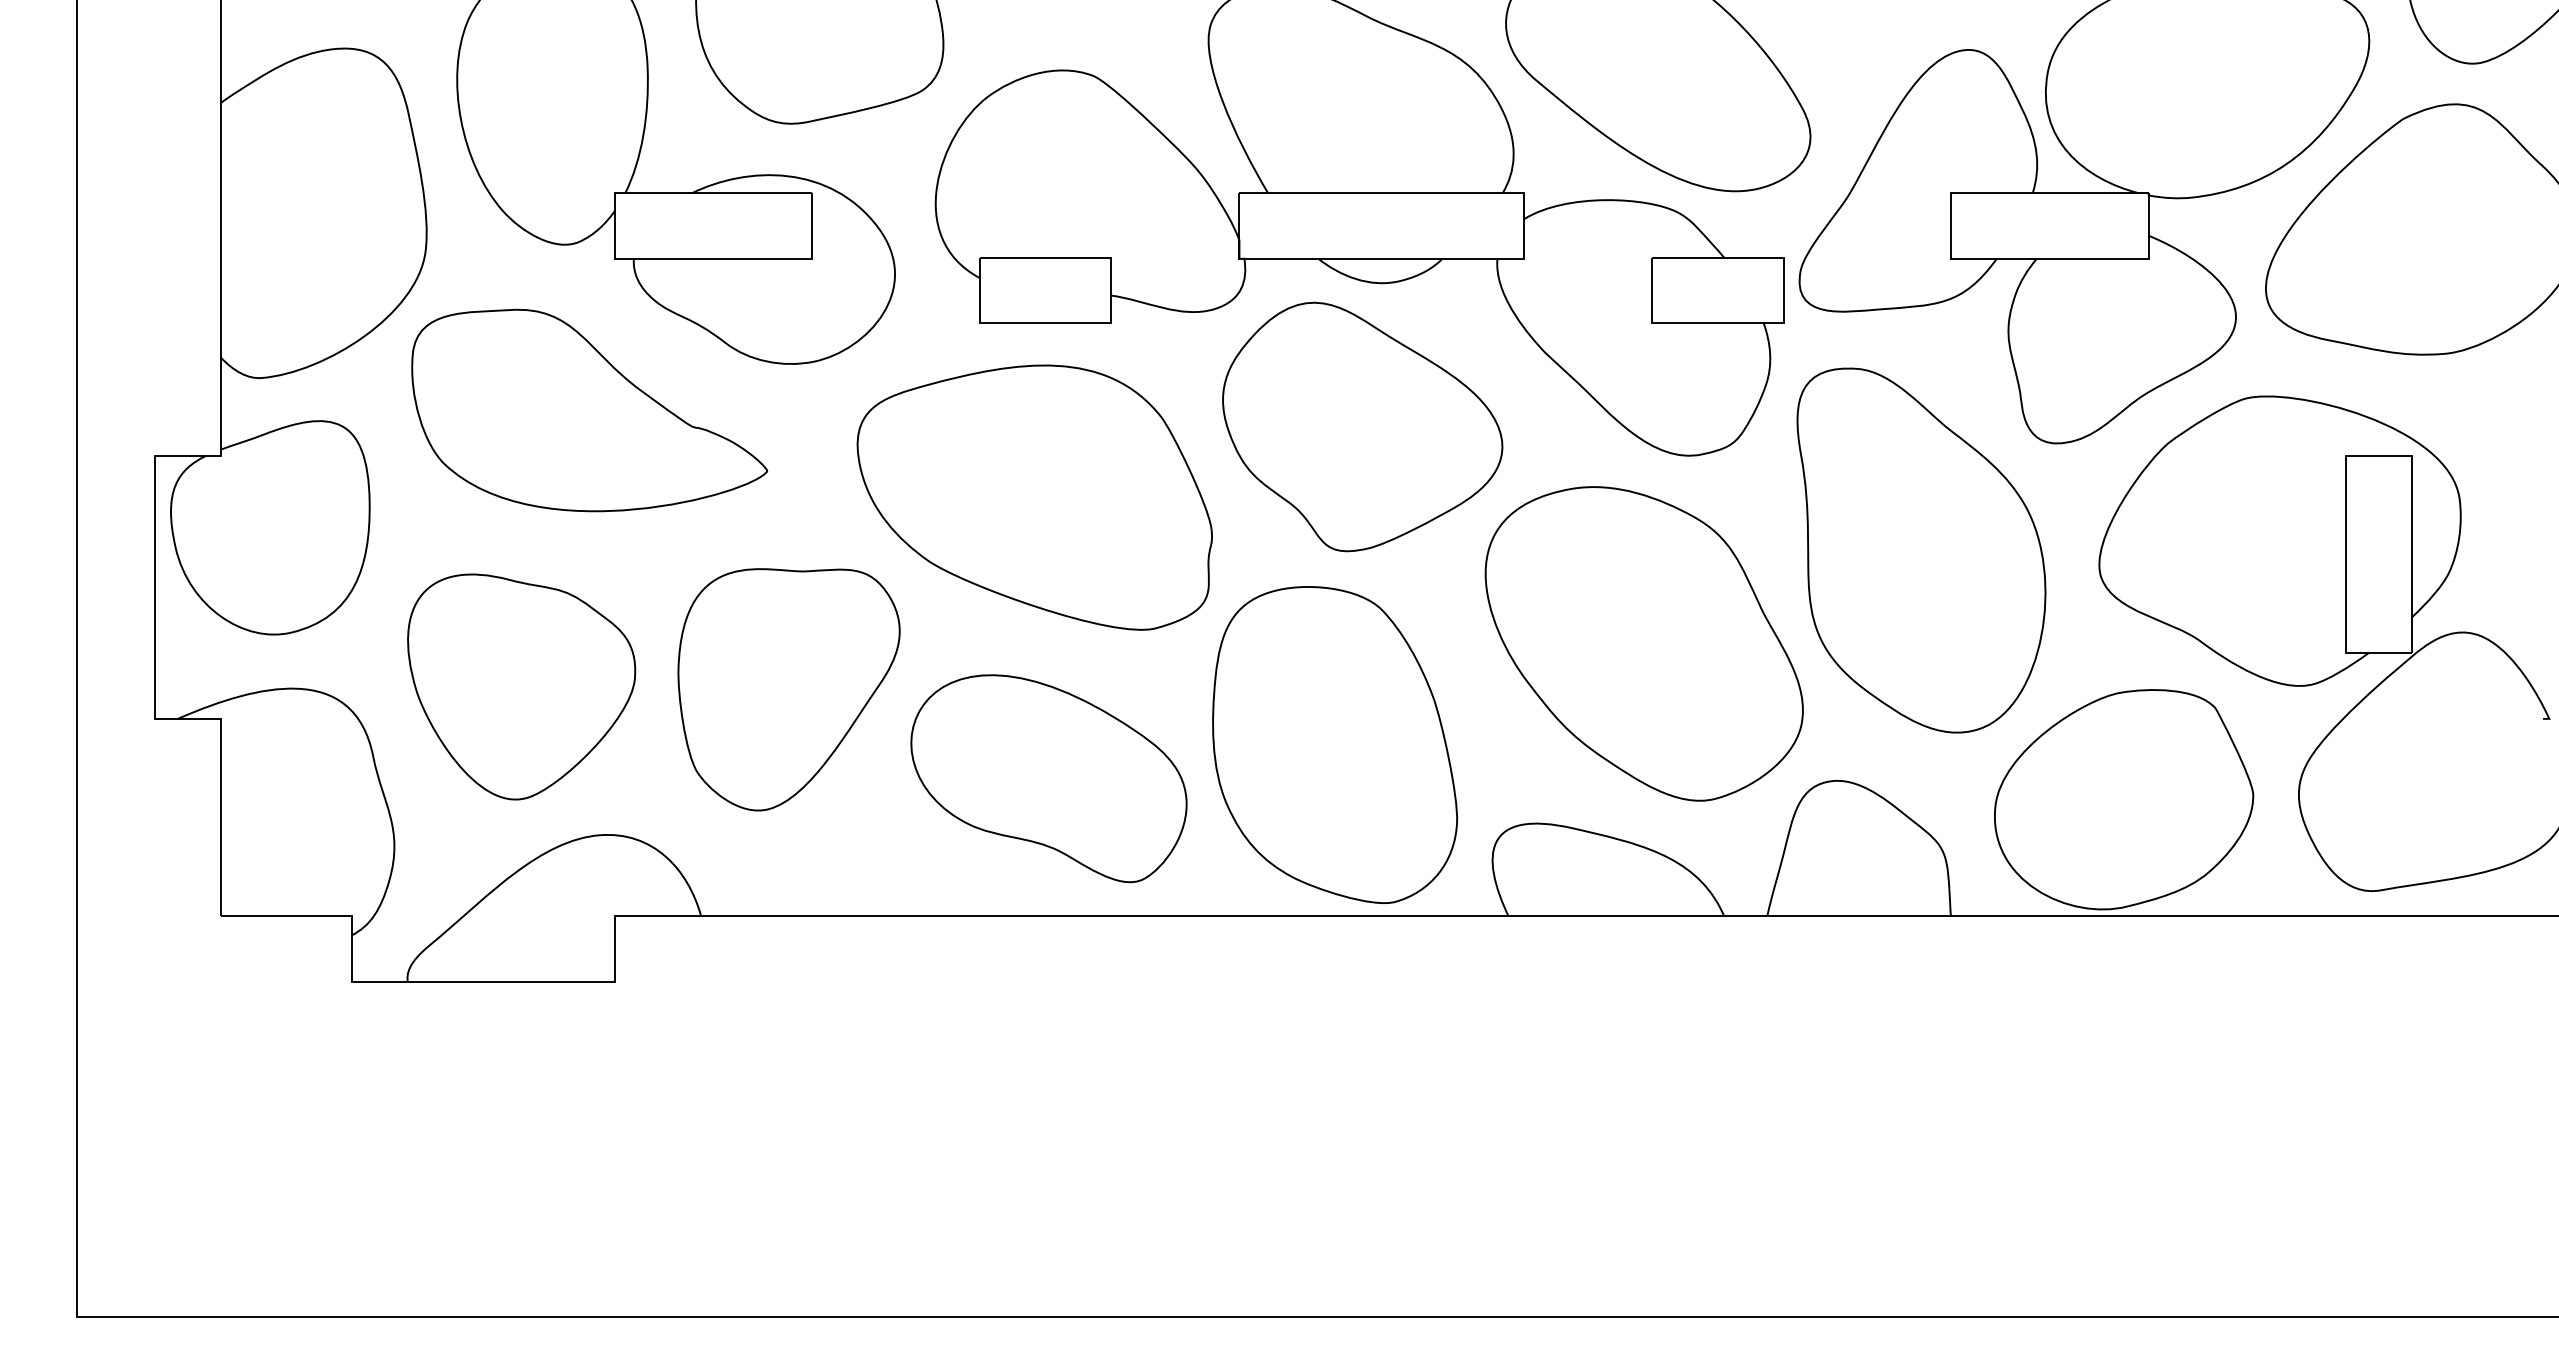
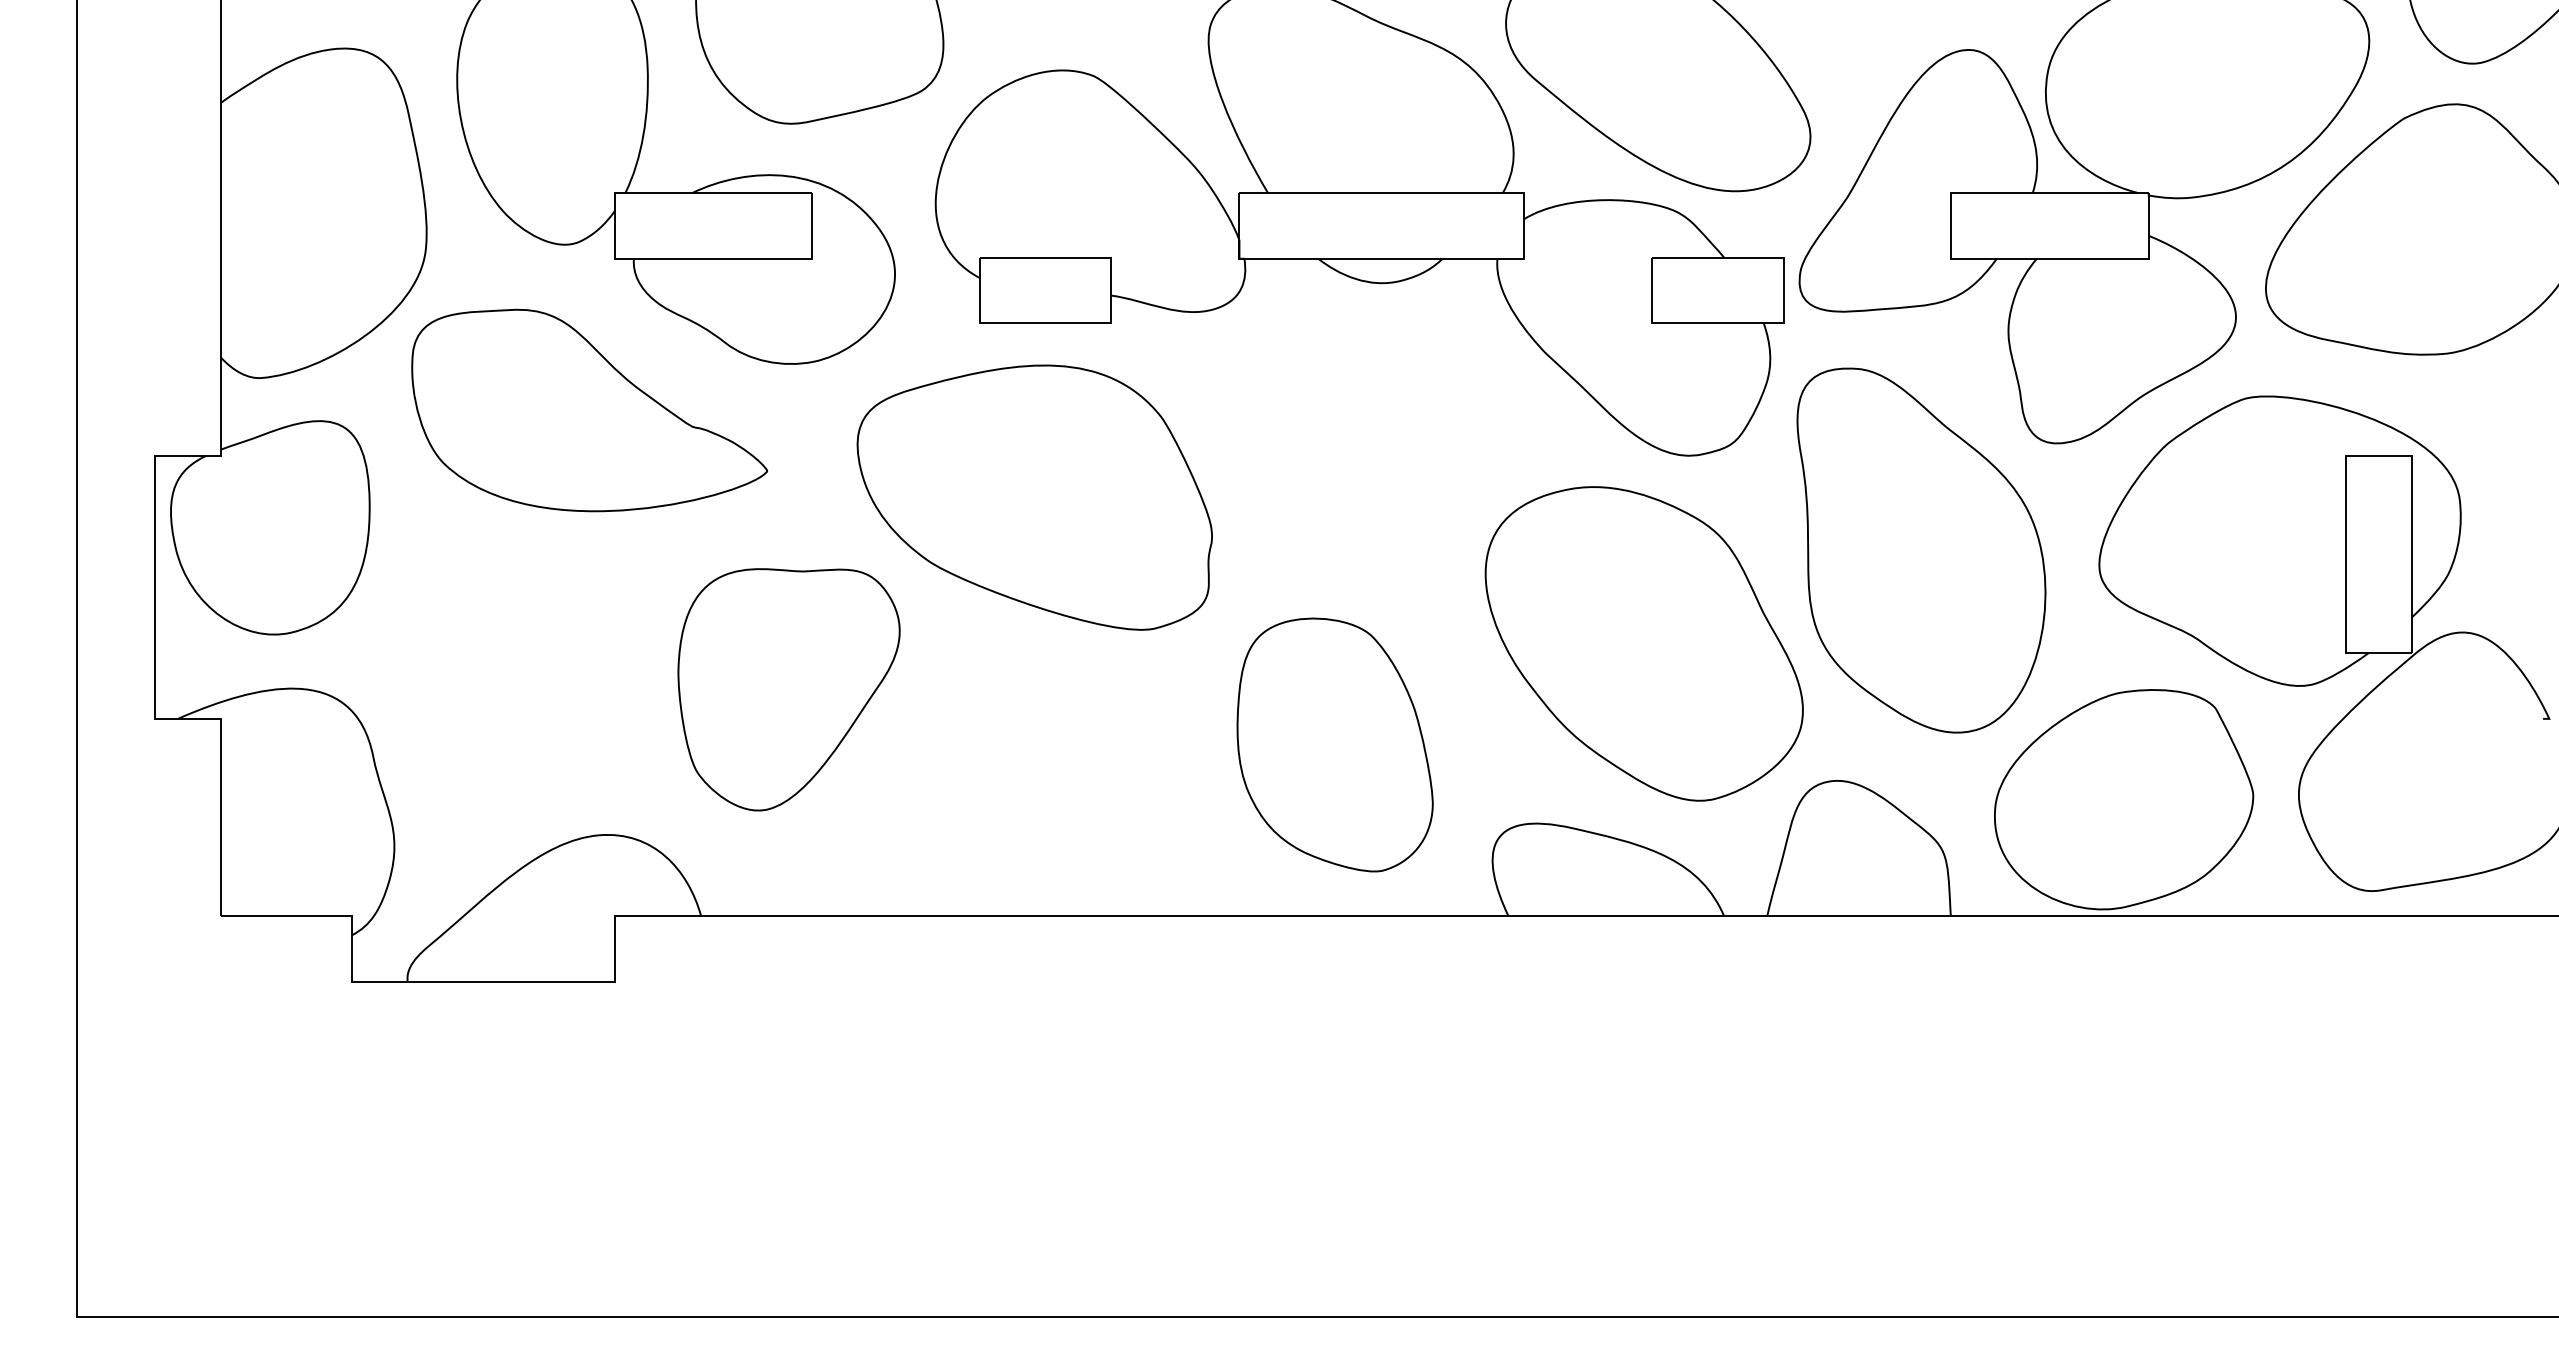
part: present -> none (1362, 426)
part: present -> none (521, 686)
part size: 247x318 px -> 198x256 px (1334, 744)
part: present -> none (1048, 778)
